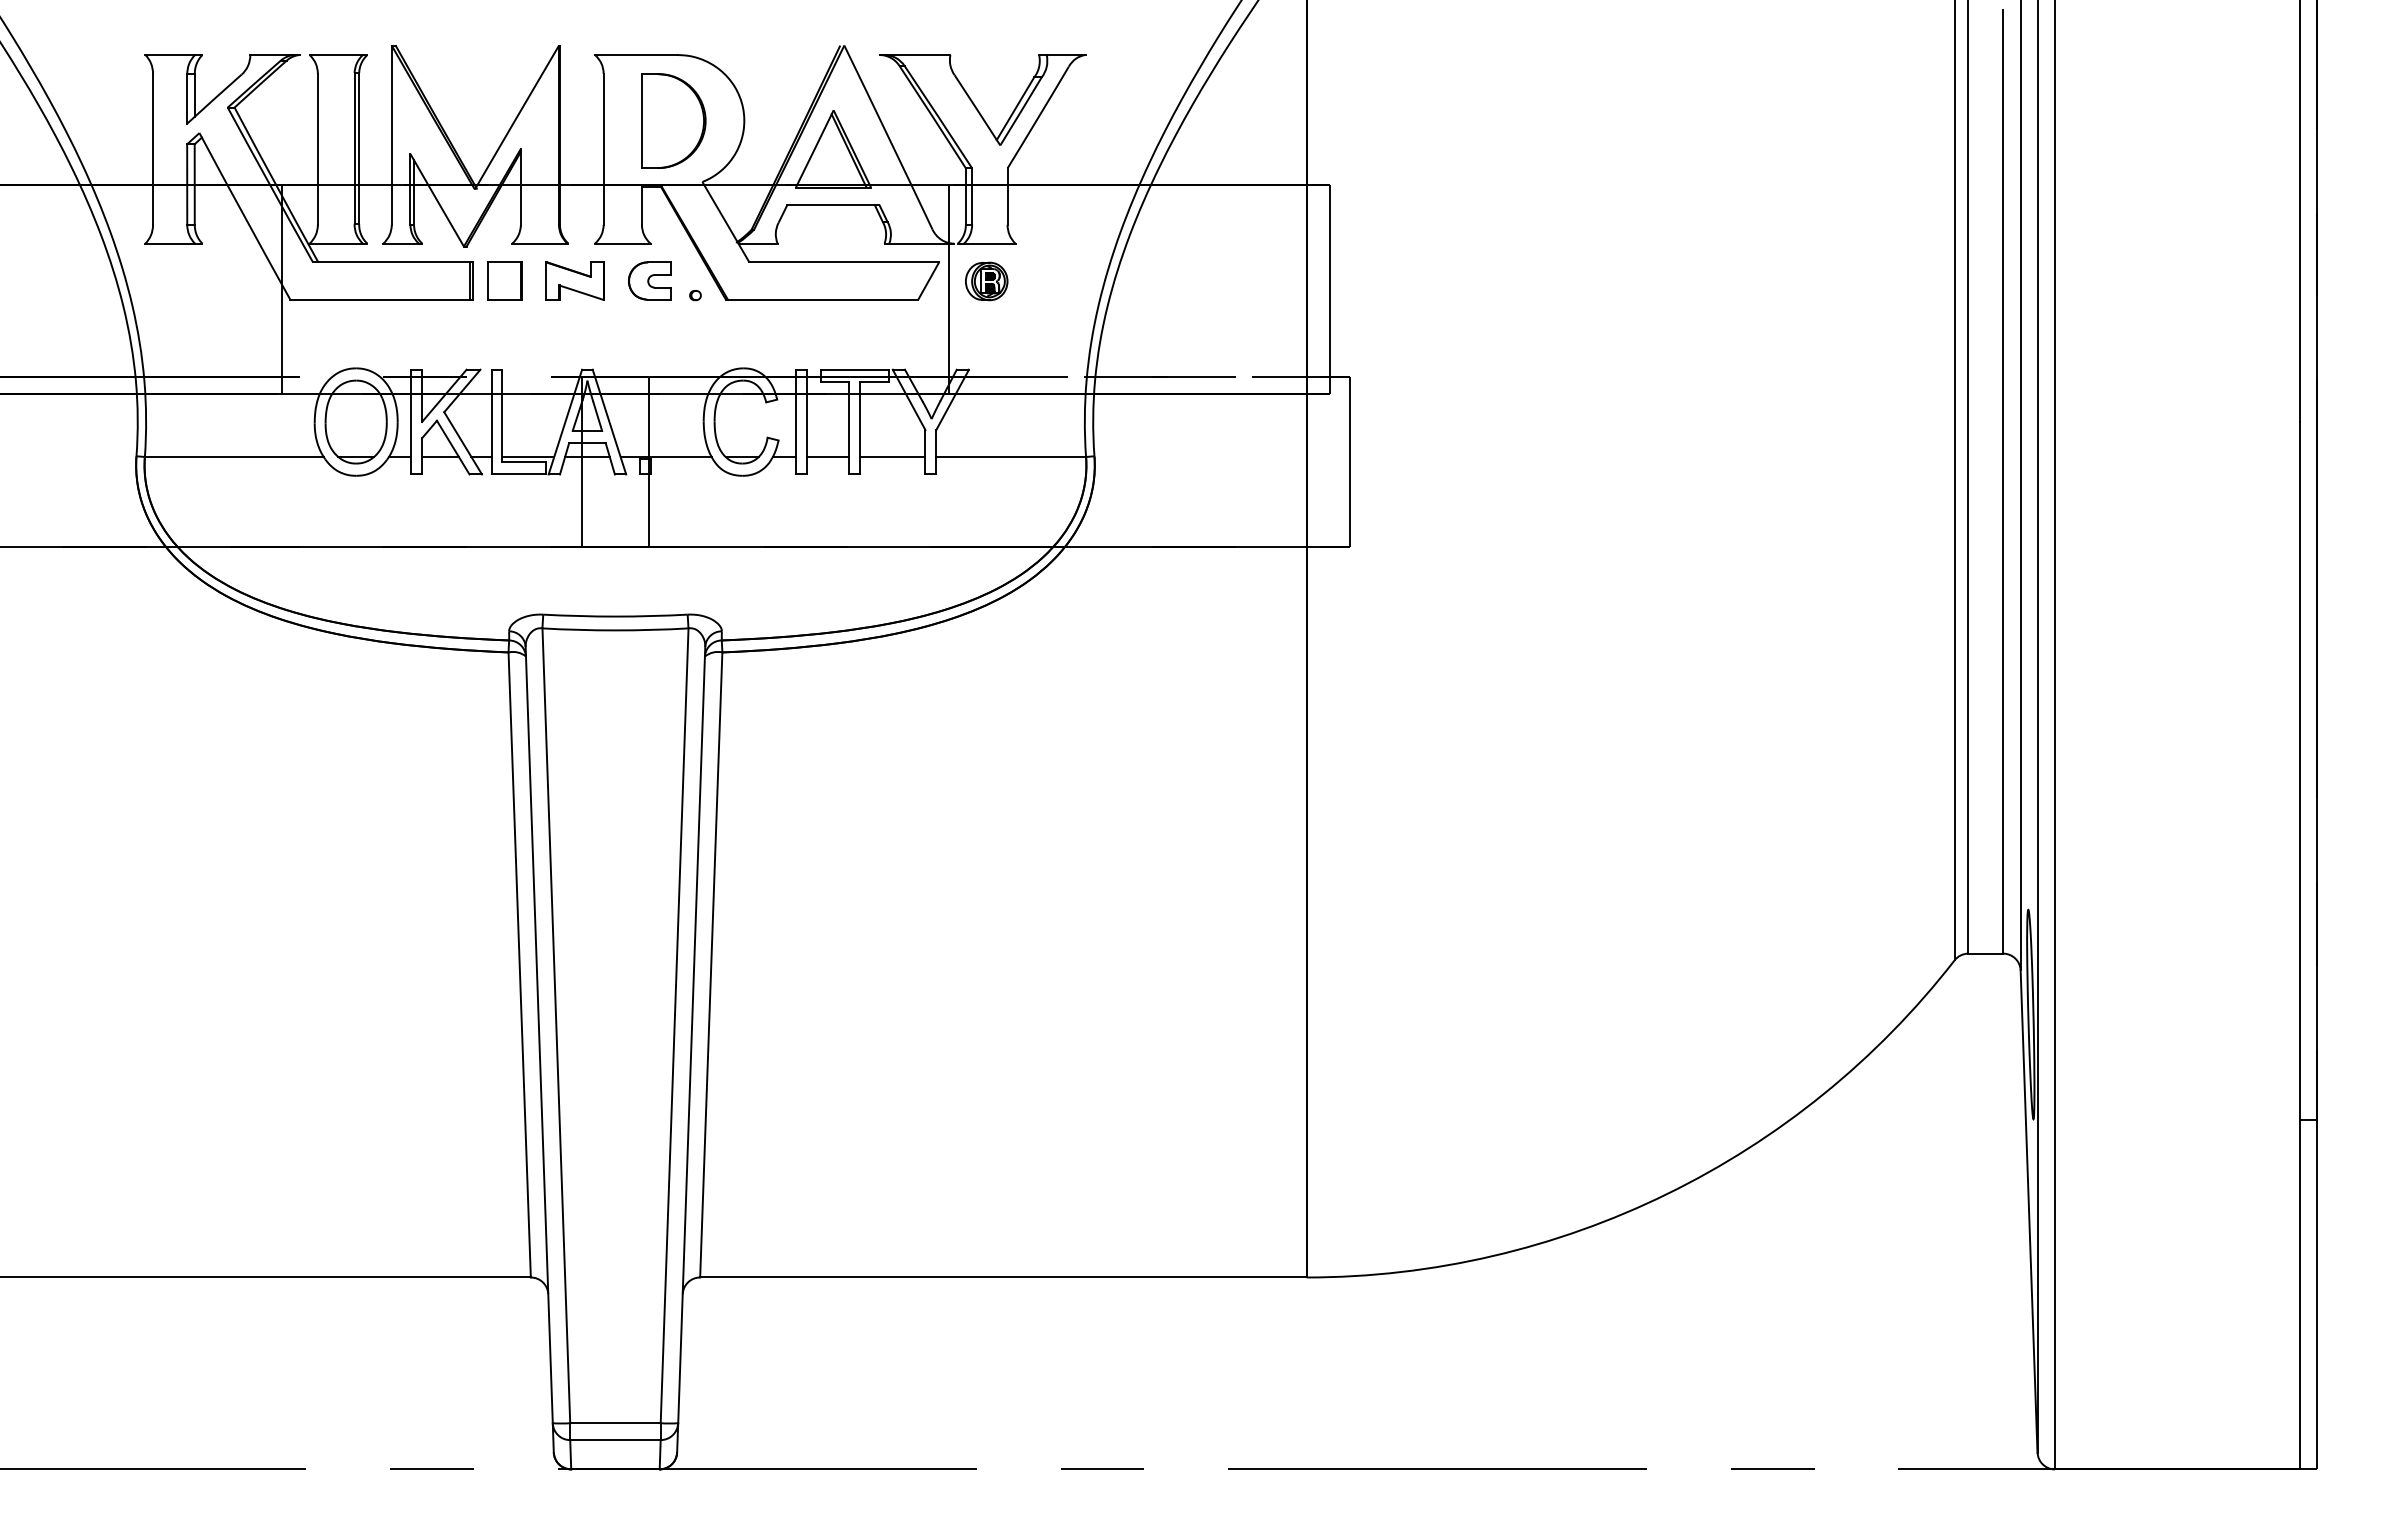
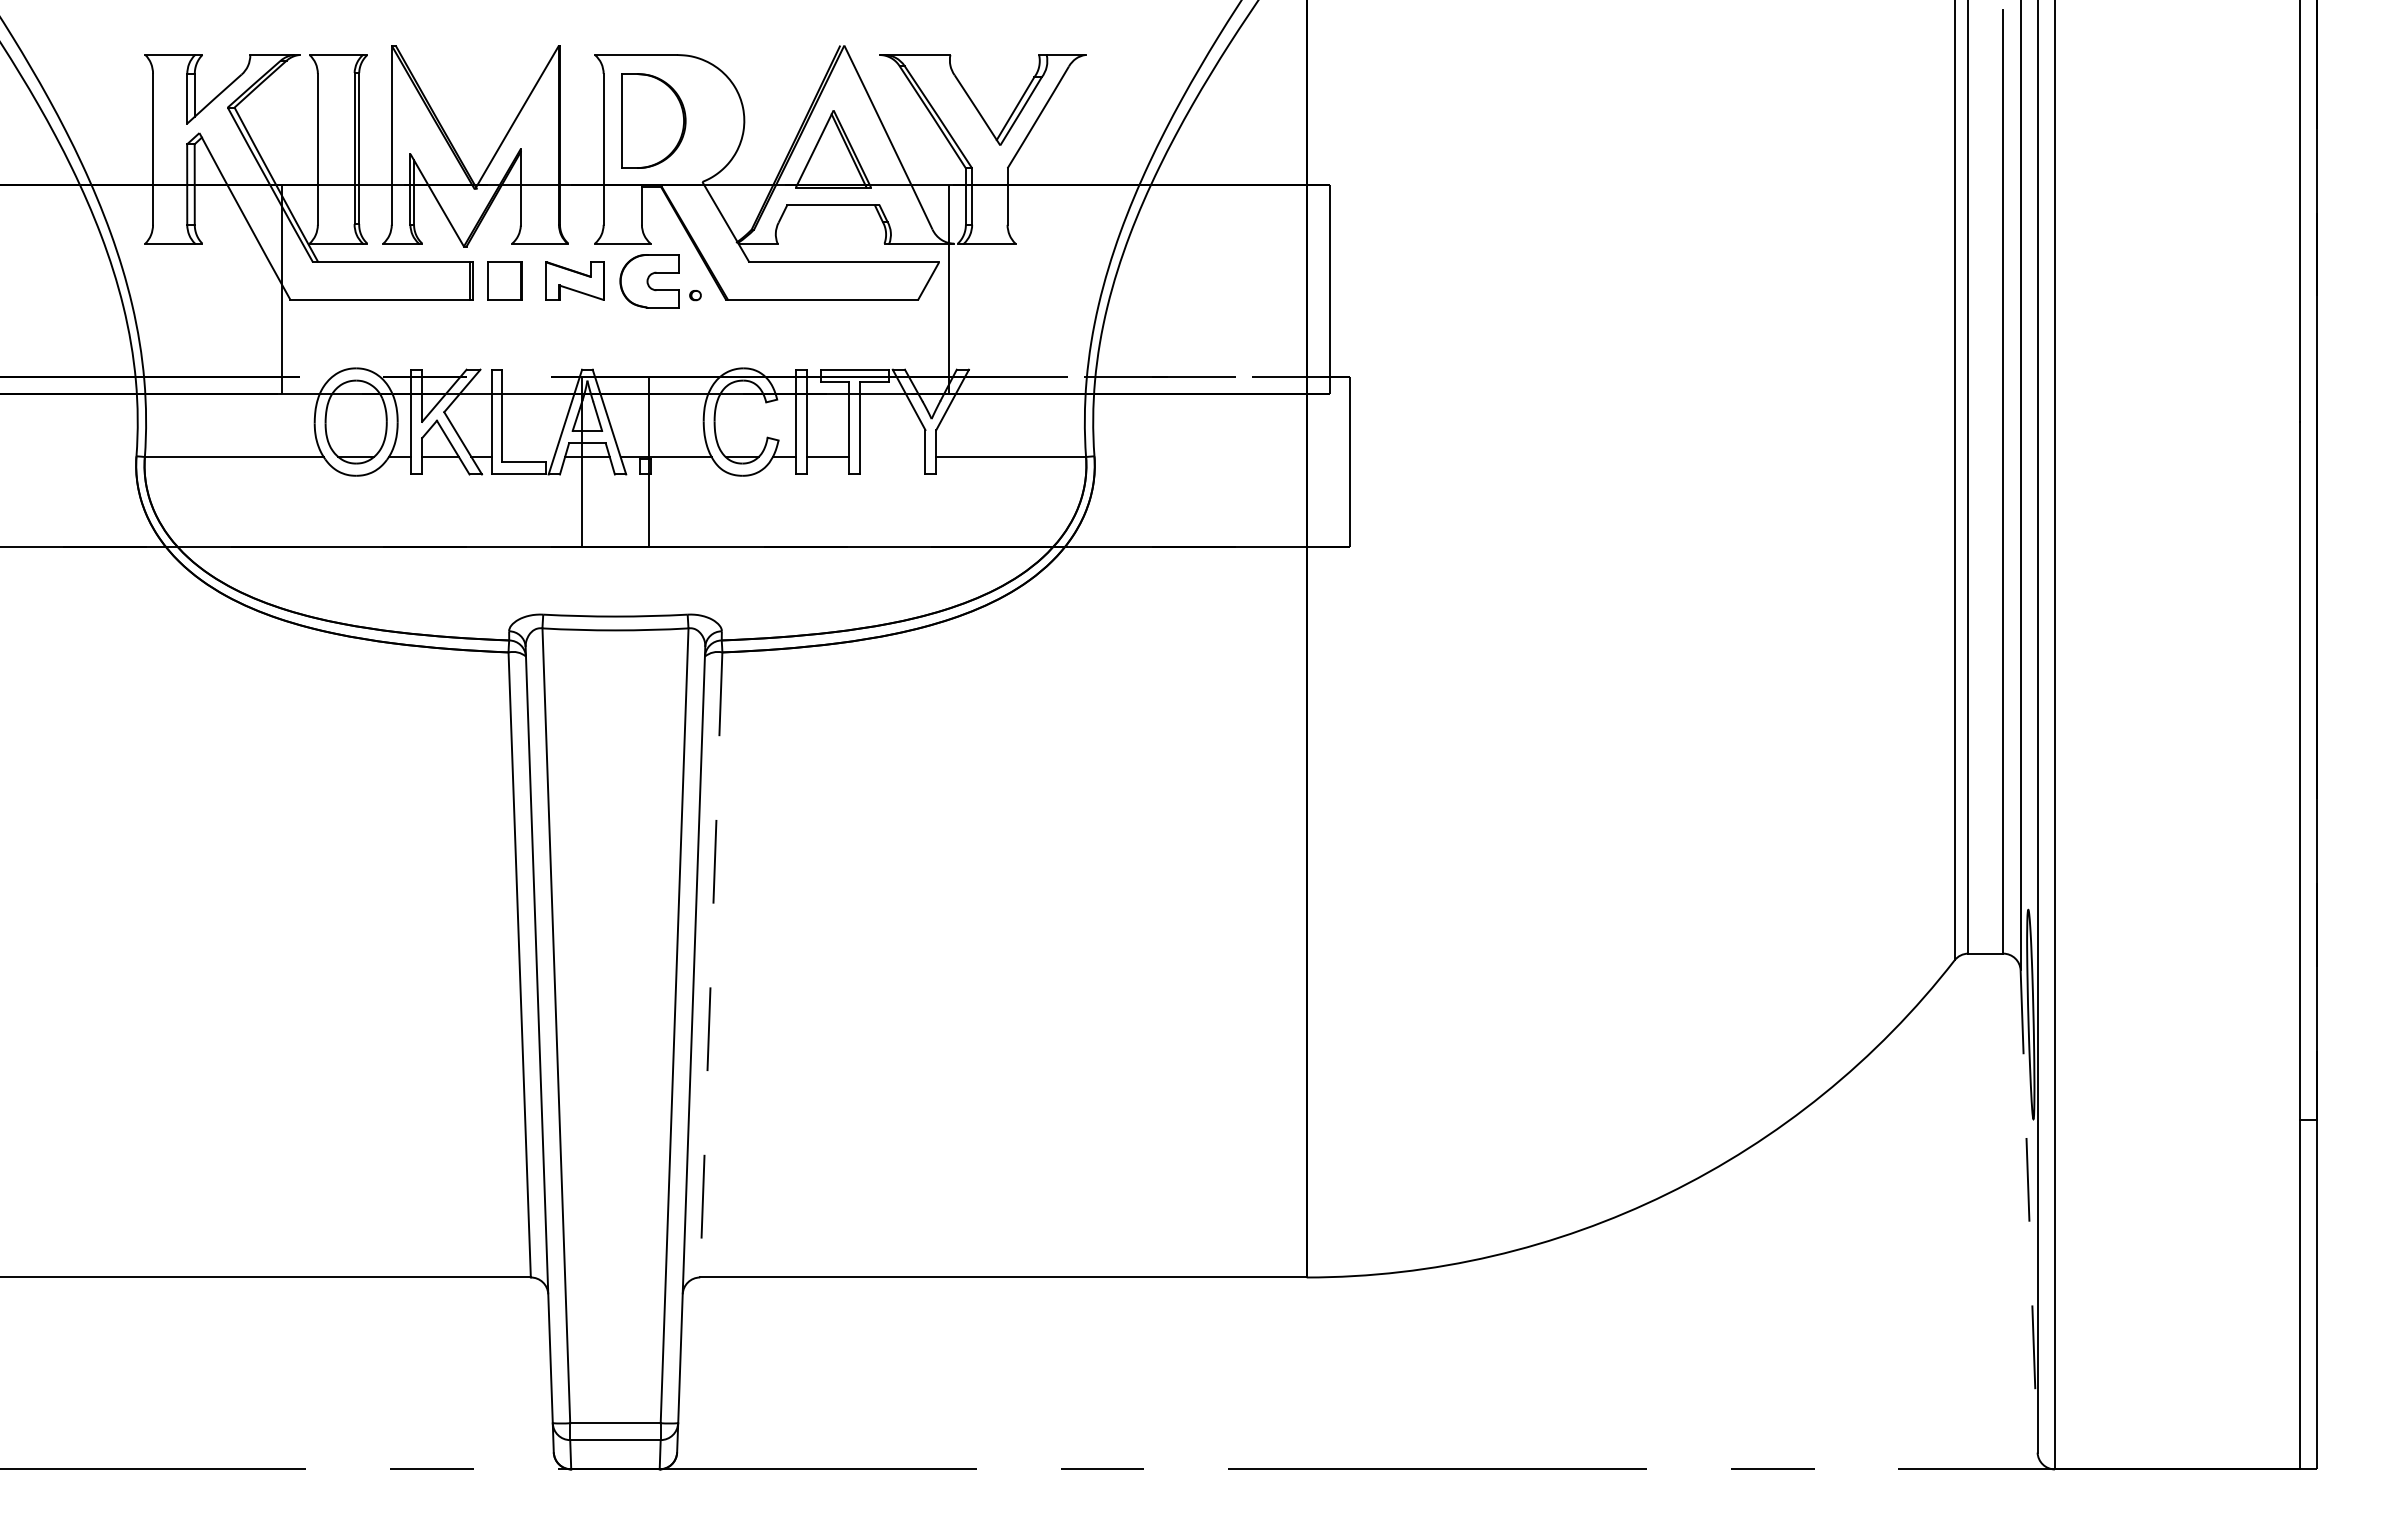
part position: (673, 120) -> (653, 120) (653, 120)
part size: 44x40 px -> 61x55 px (649, 281)
part: present -> none (986, 281)
line: present -> none (528, 457)
line: present -> none (892, 457)
line: solid -> dashed (711, 964)
line: solid -> dashed (2029, 1212)
